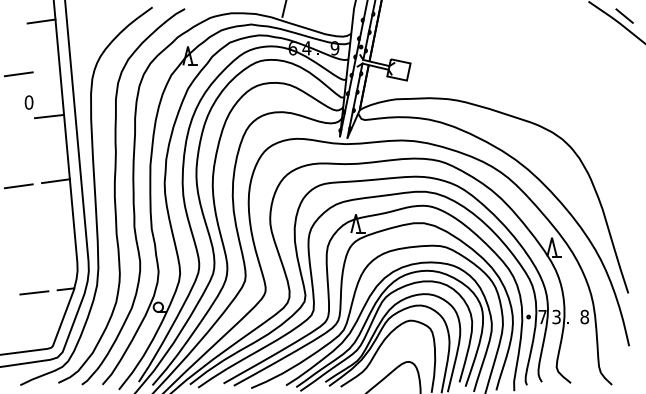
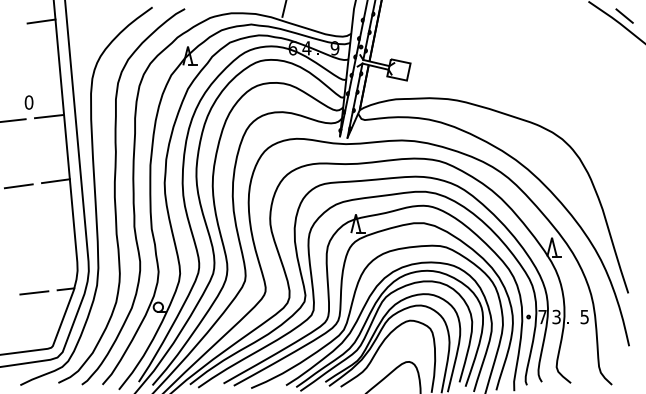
line: present -> none (18, 74)
line: none -> present (13, 120)
text: 8 -> 5 (584, 316)
